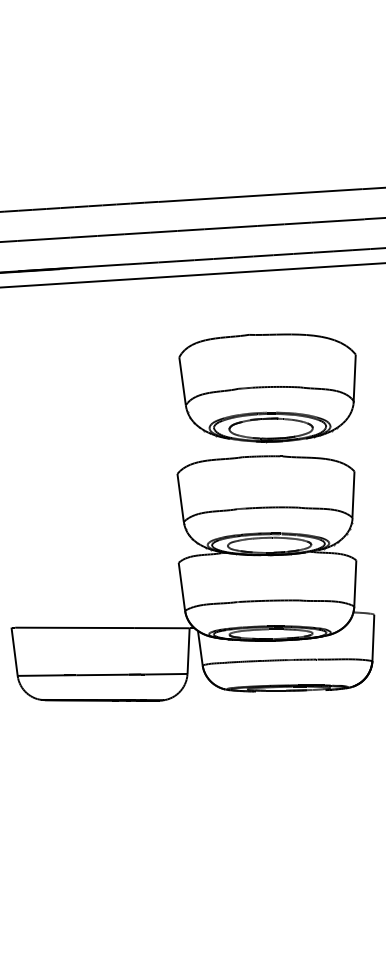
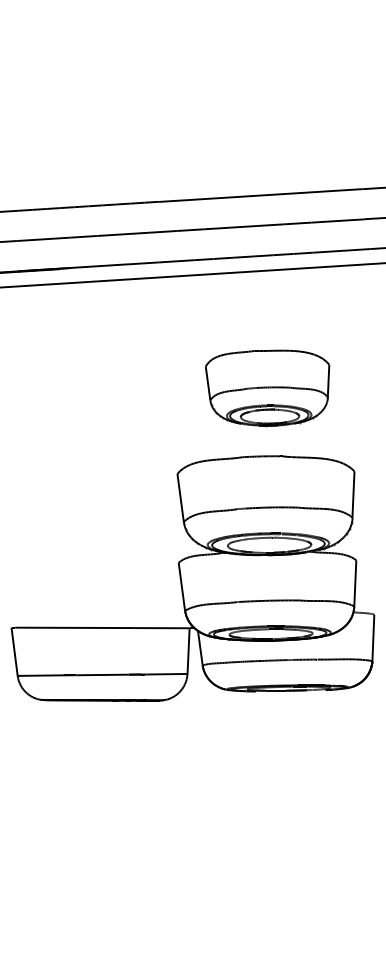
part size: 179x111 px -> 126x79 px (267, 388)
